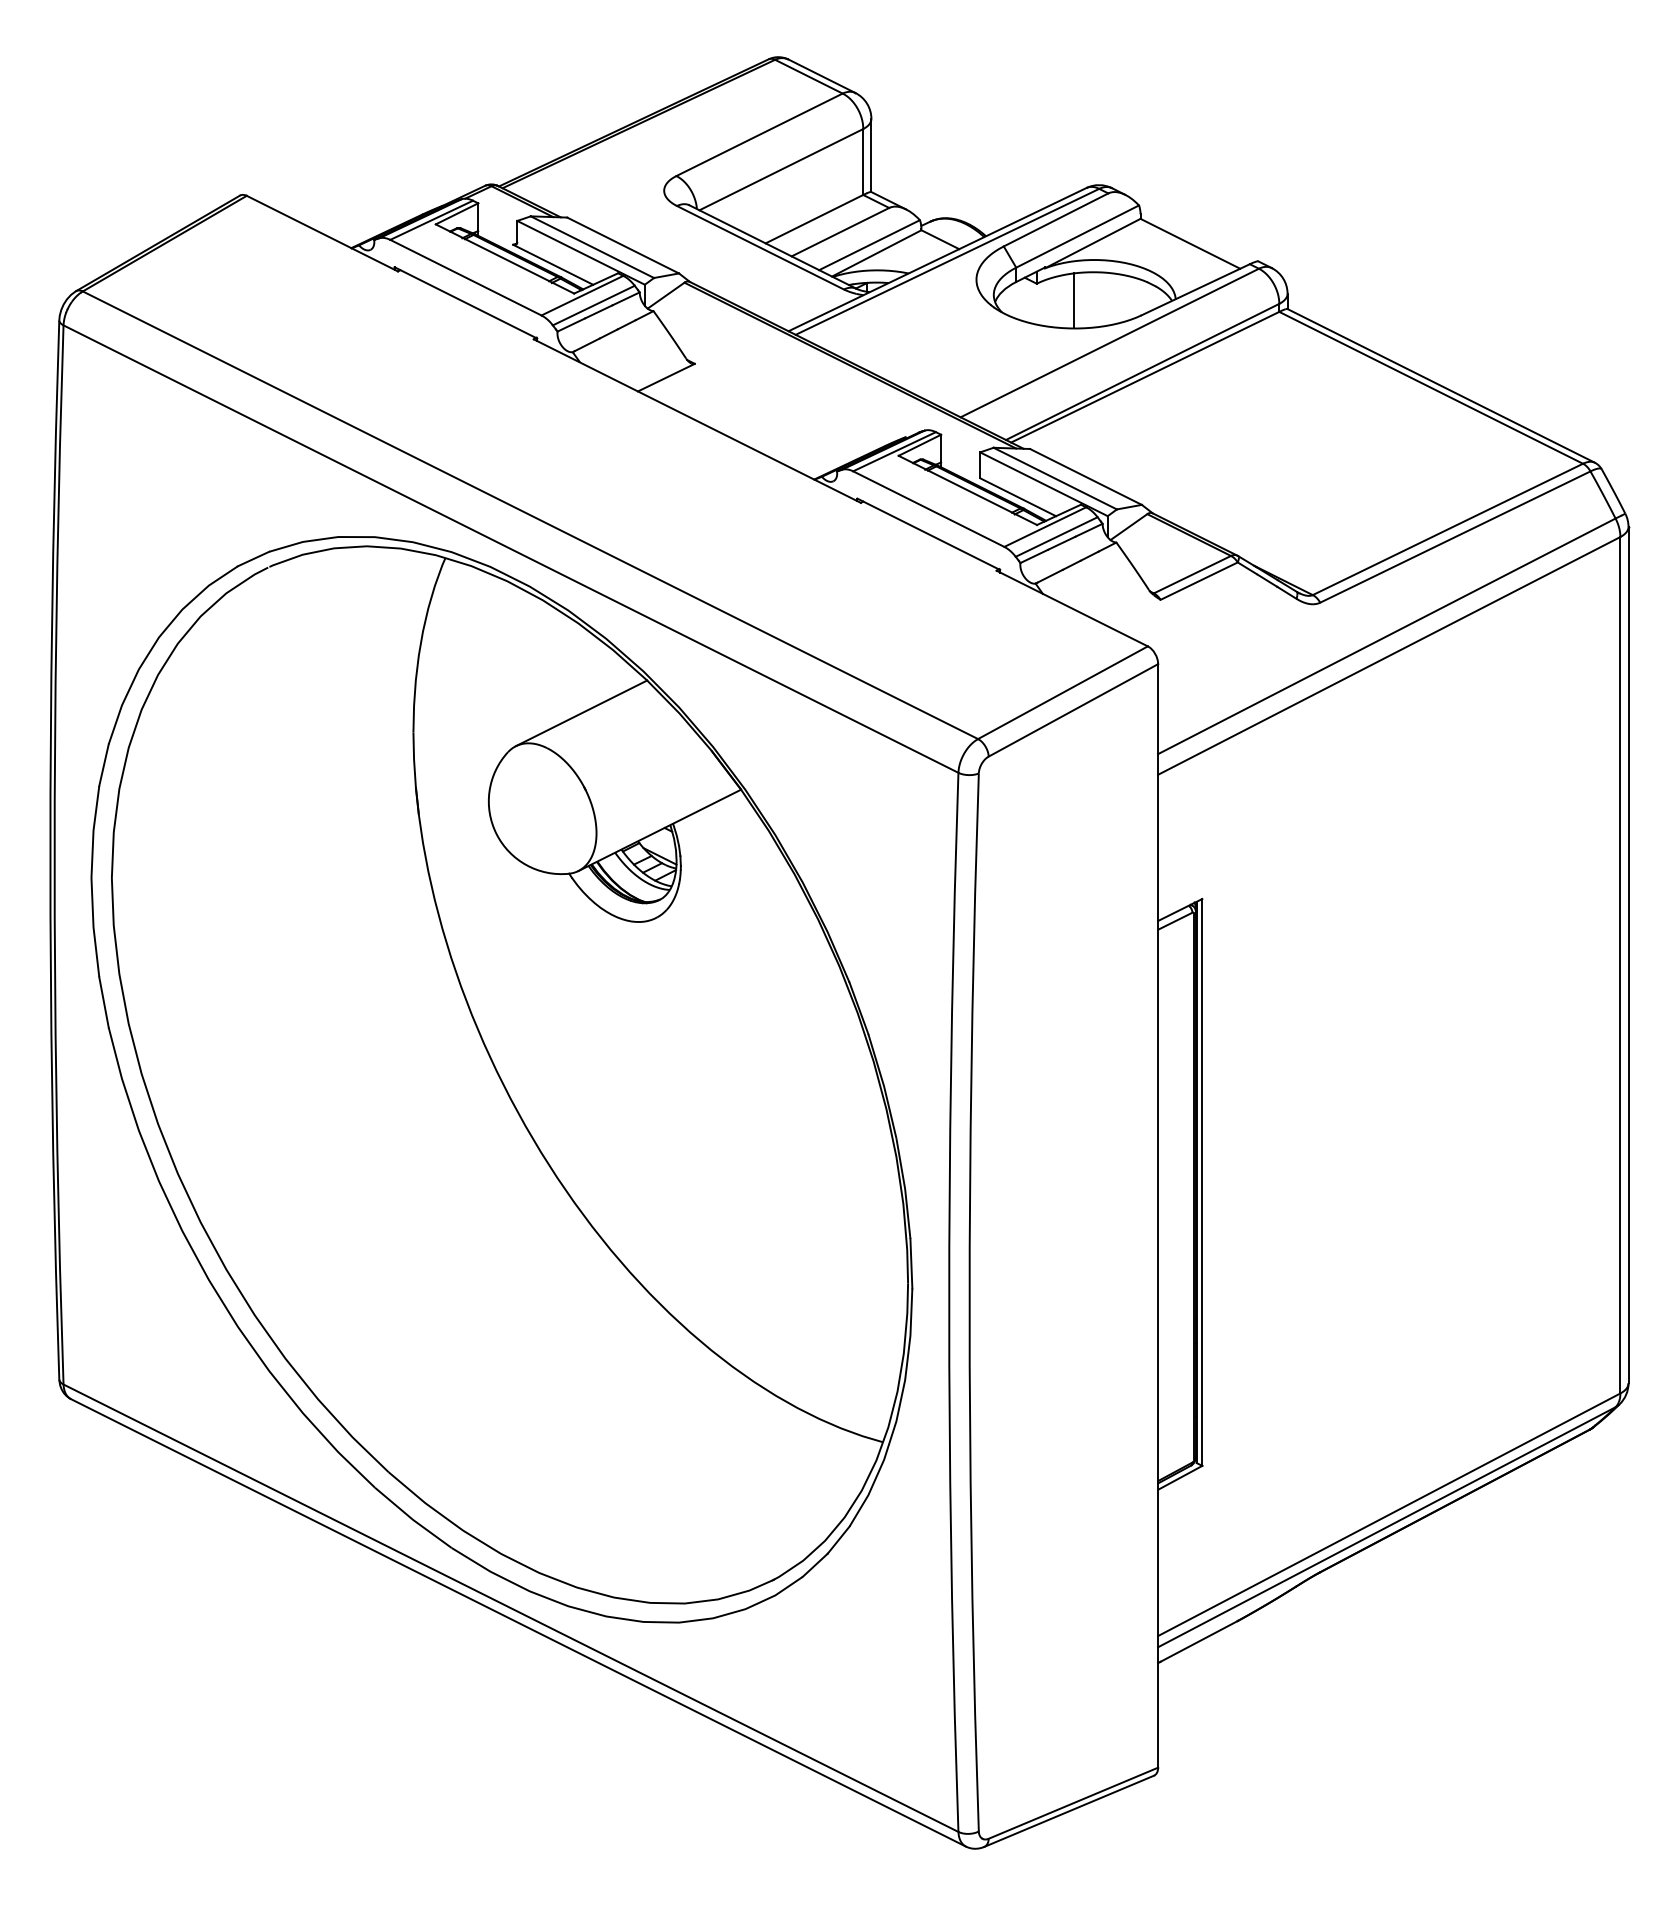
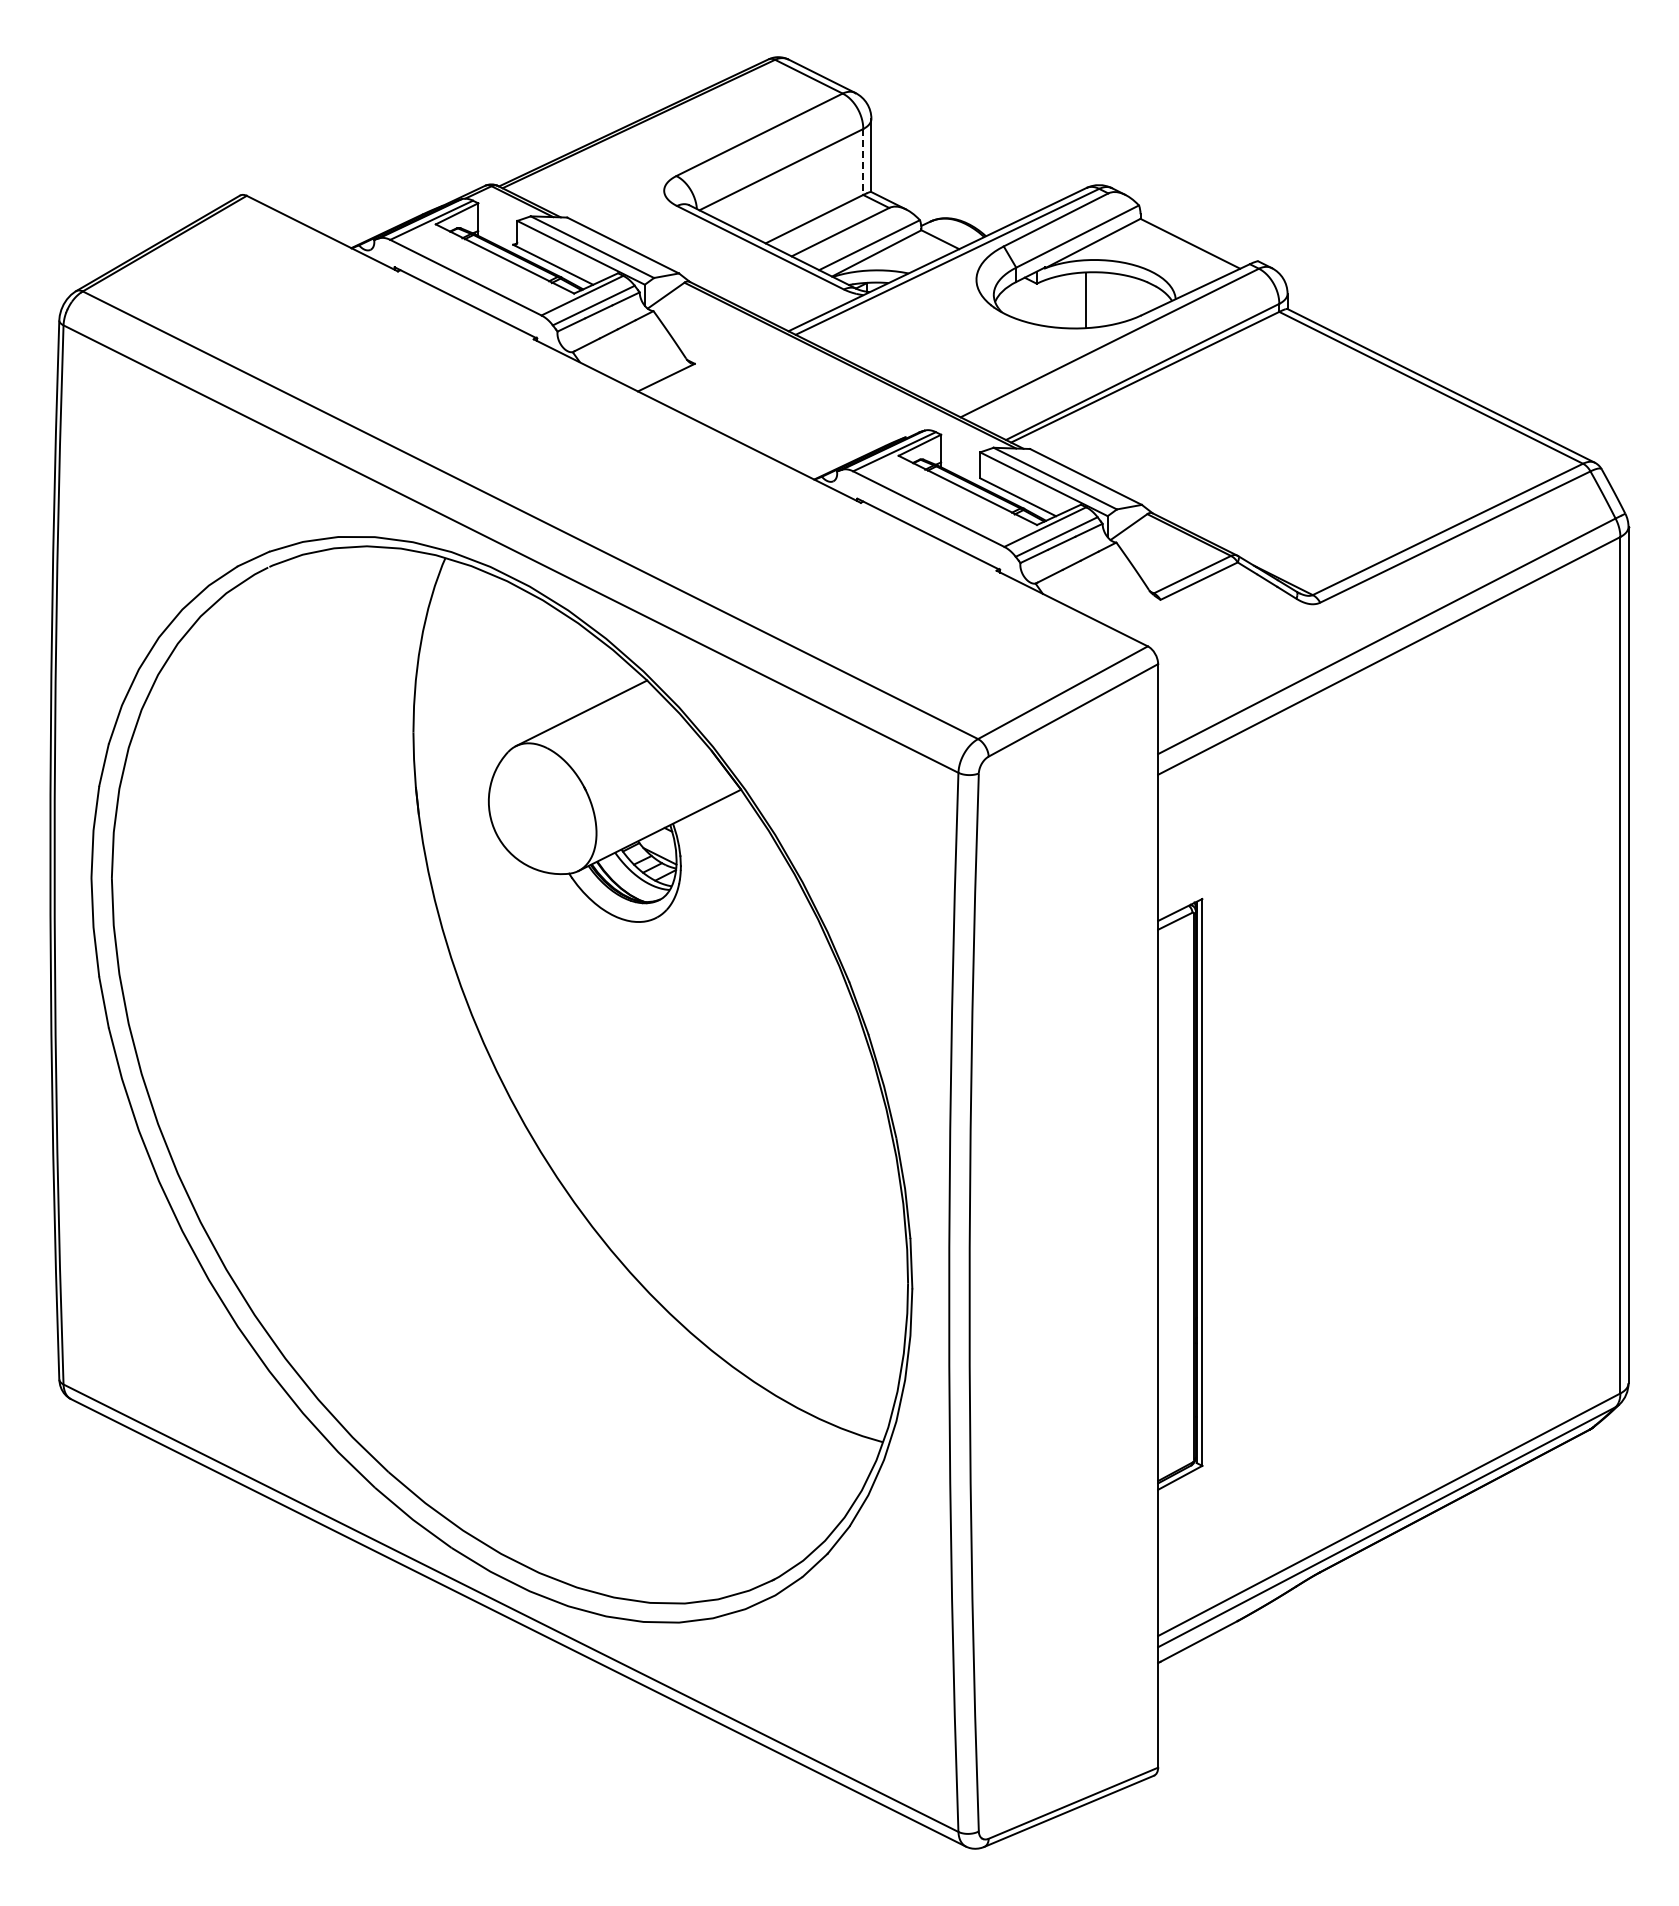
line: solid -> dashed (863, 162)
line position: (1073, 300) -> (1085, 300) (1085, 300)
